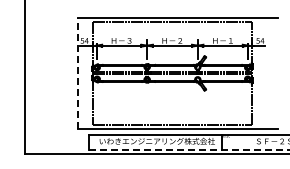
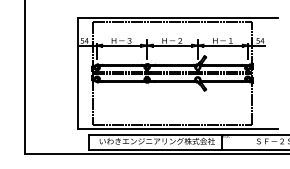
line: dashed -> solid (77, 72)
line: dashed -> solid (189, 149)
